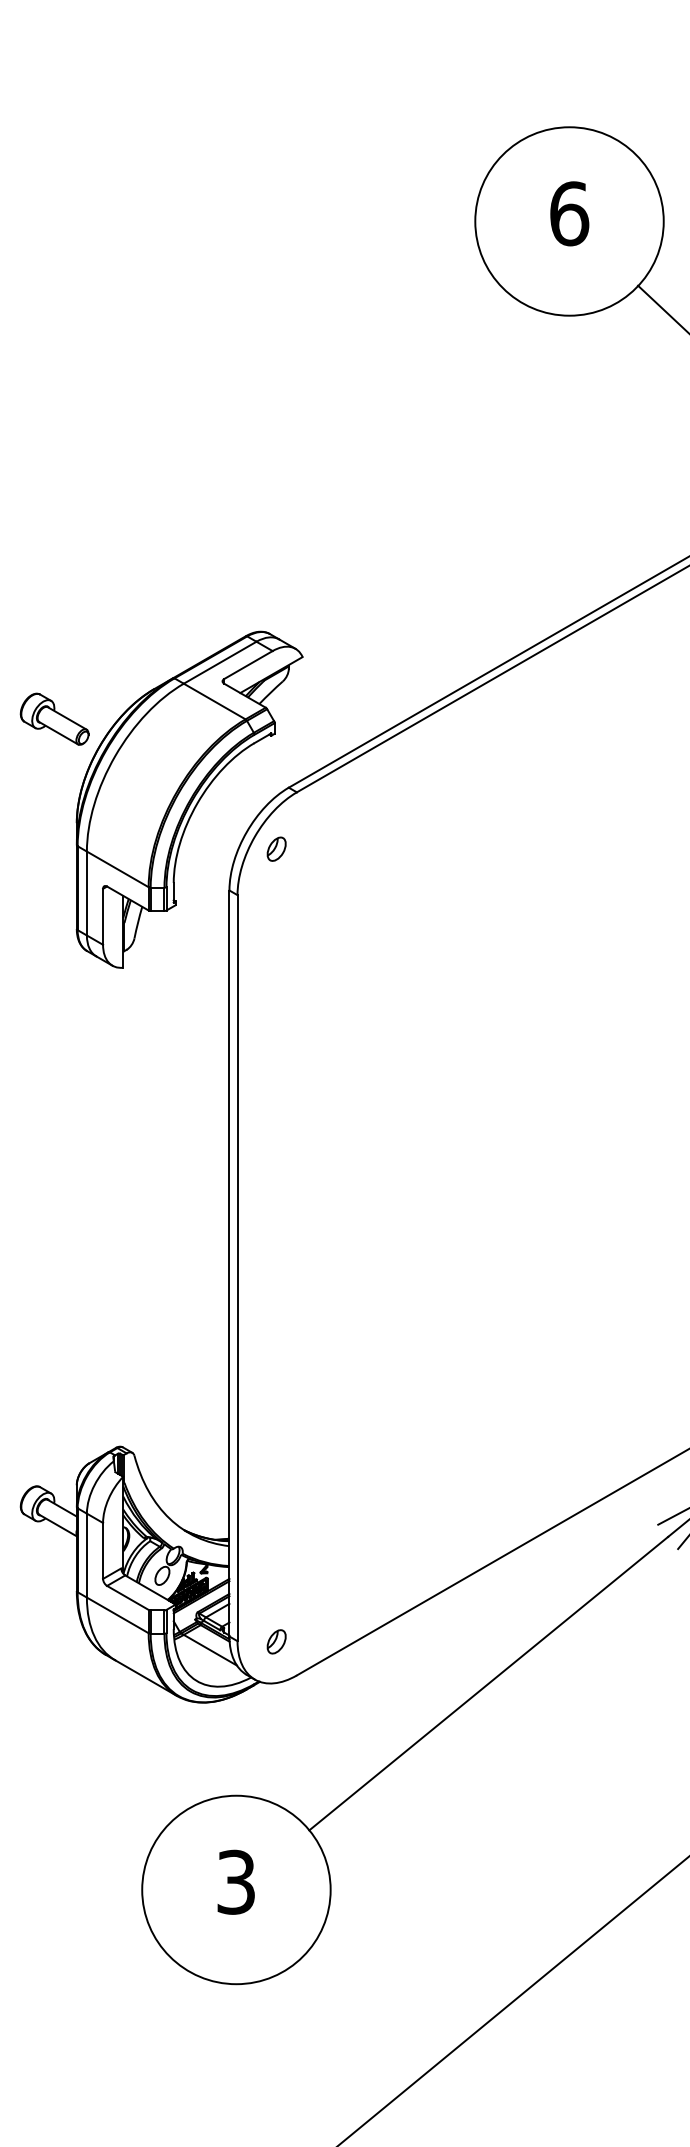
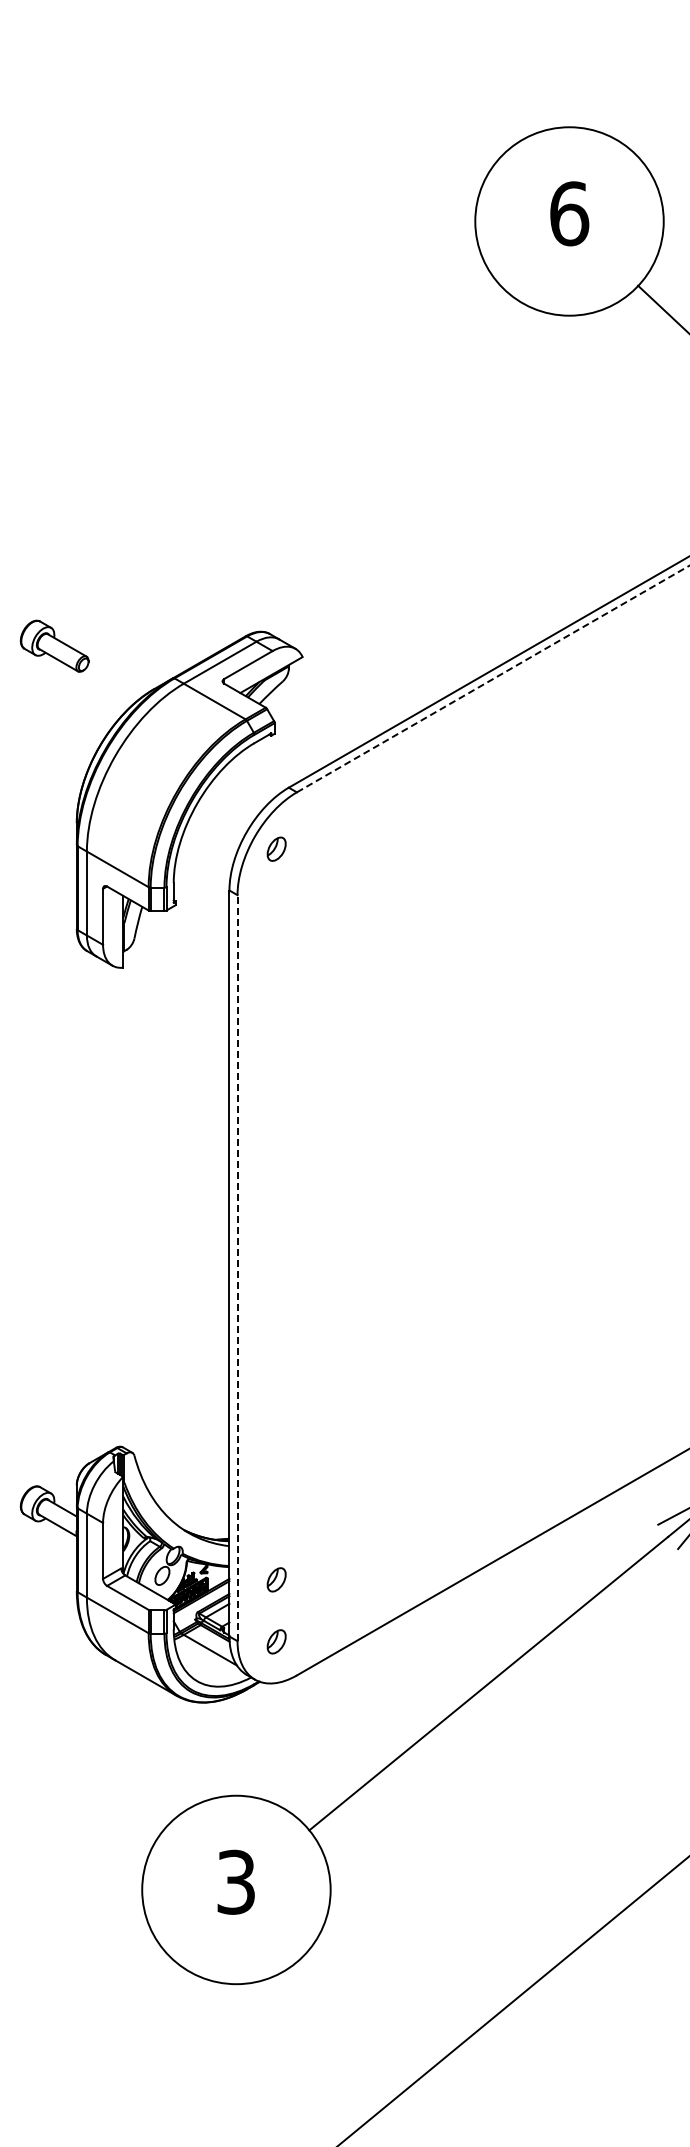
line: solid -> dashed (493, 678)
part position: (54, 718) -> (54, 645) (54, 645)
line: solid -> dashed (237, 1267)
part: none -> present (276, 1579)
